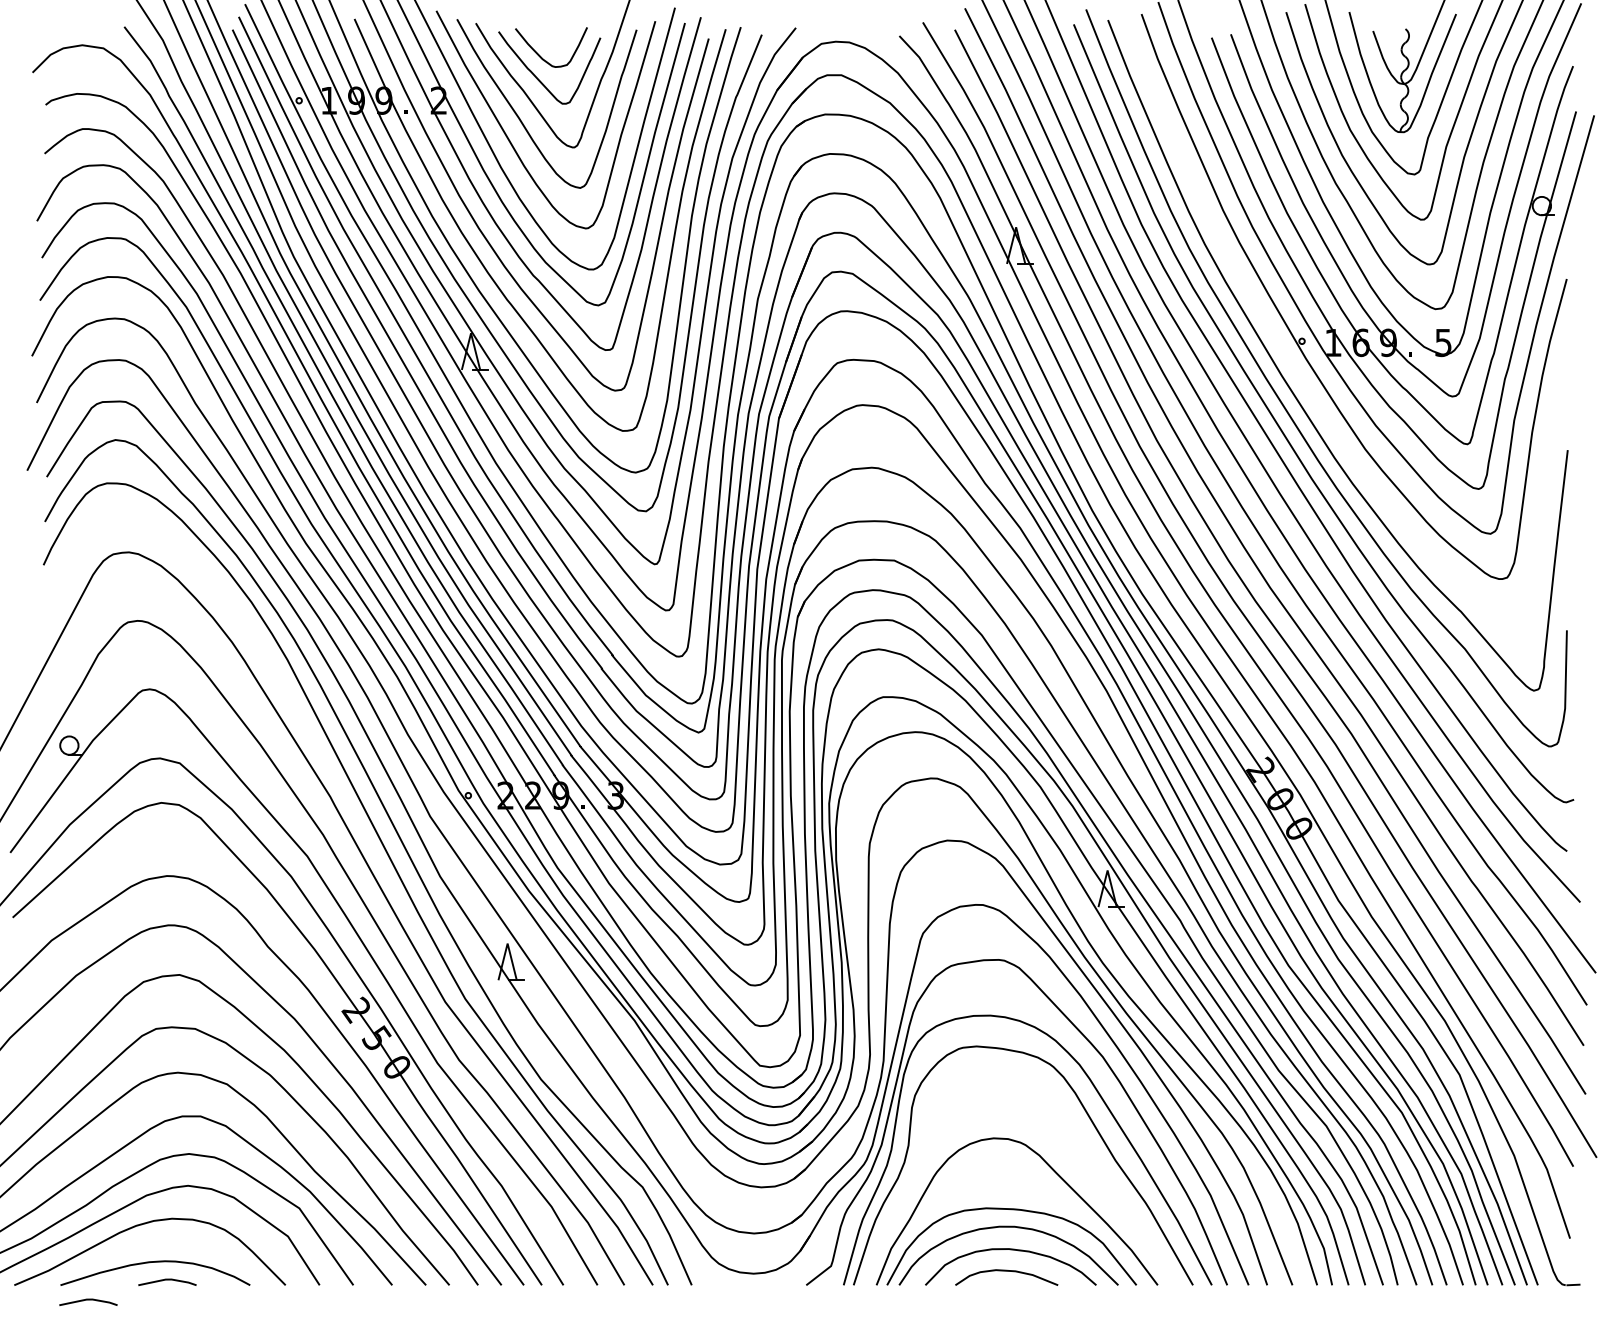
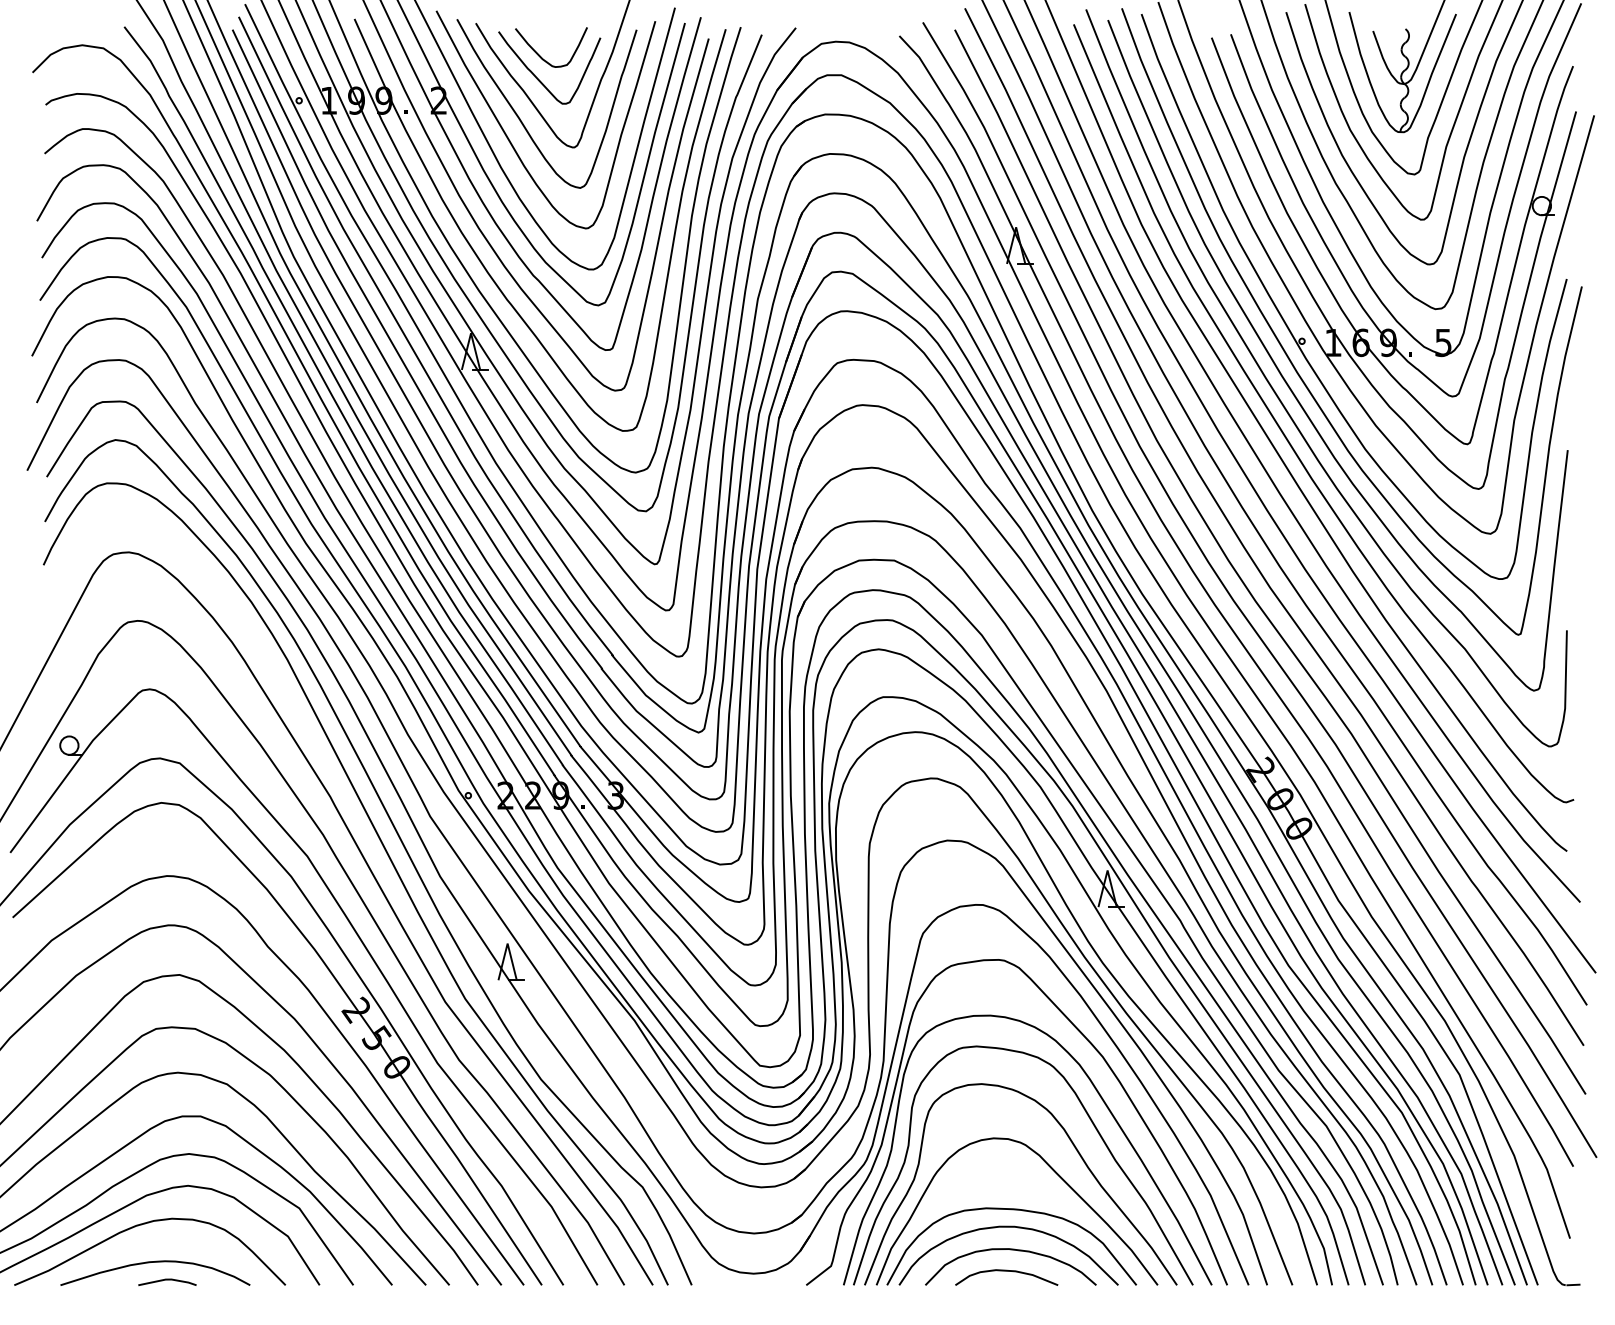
curve: none -> present (1291, 360)
curve: none -> present (1076, 1151)
curve: present -> none (88, 1300)
